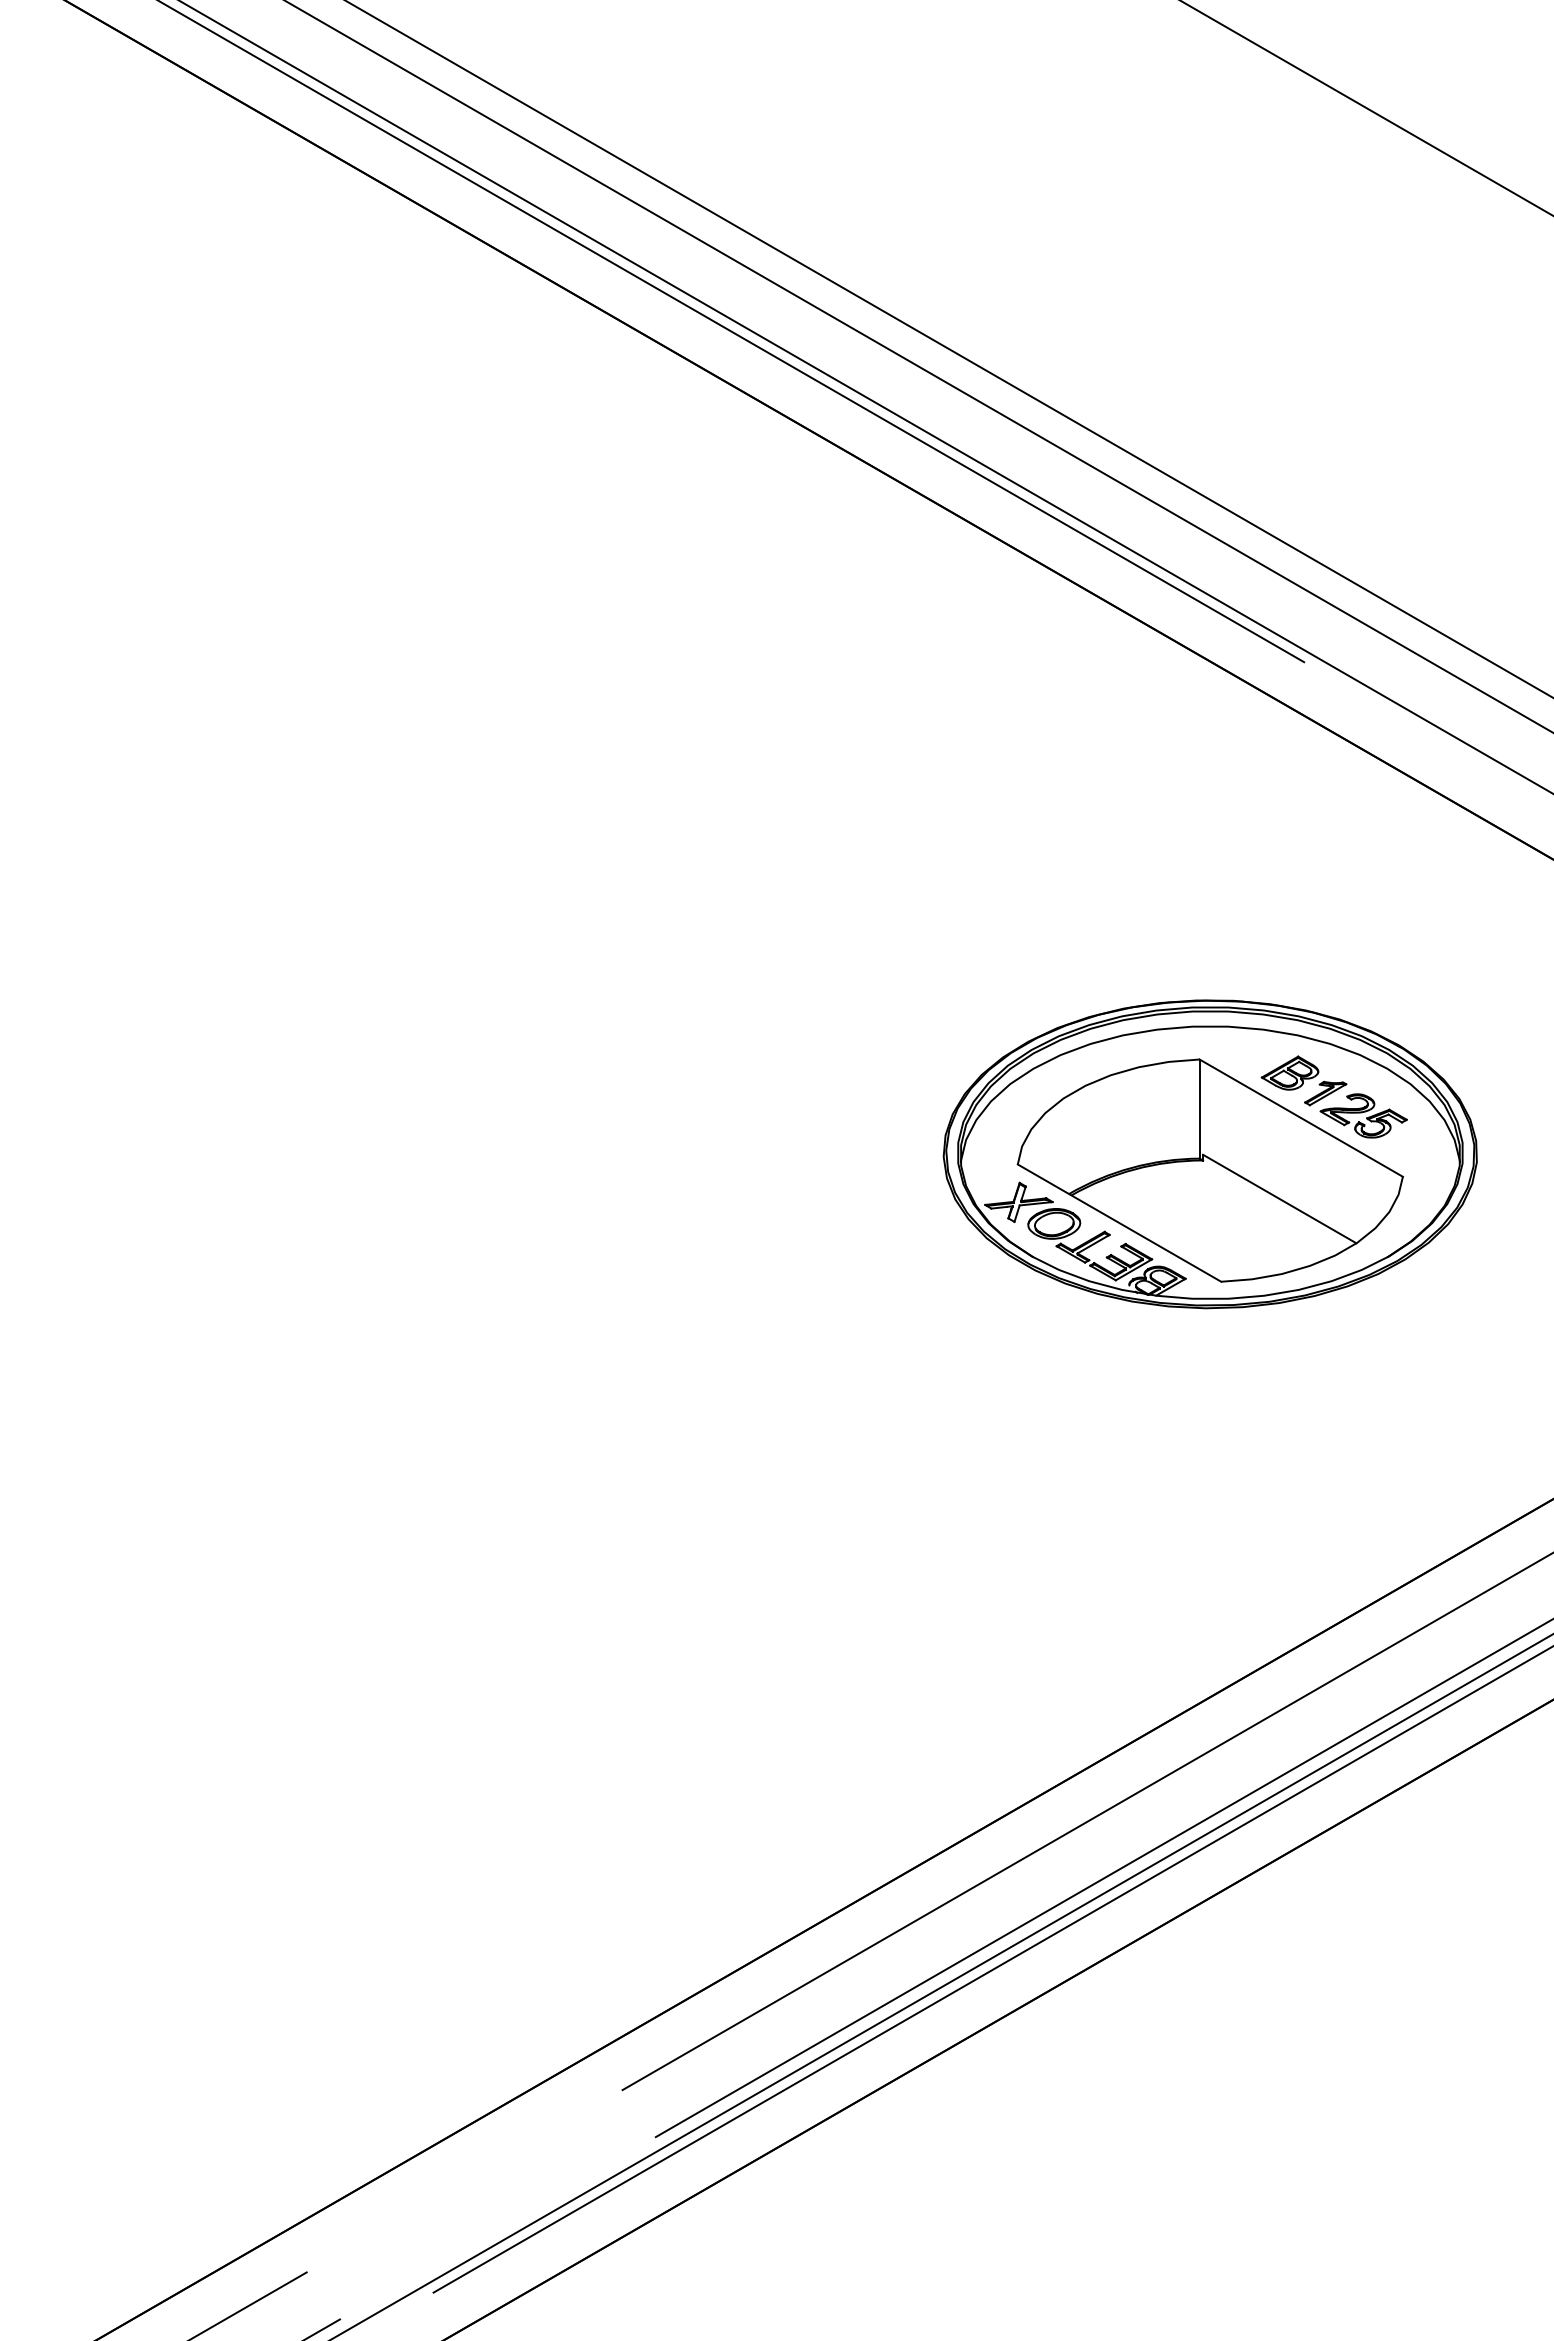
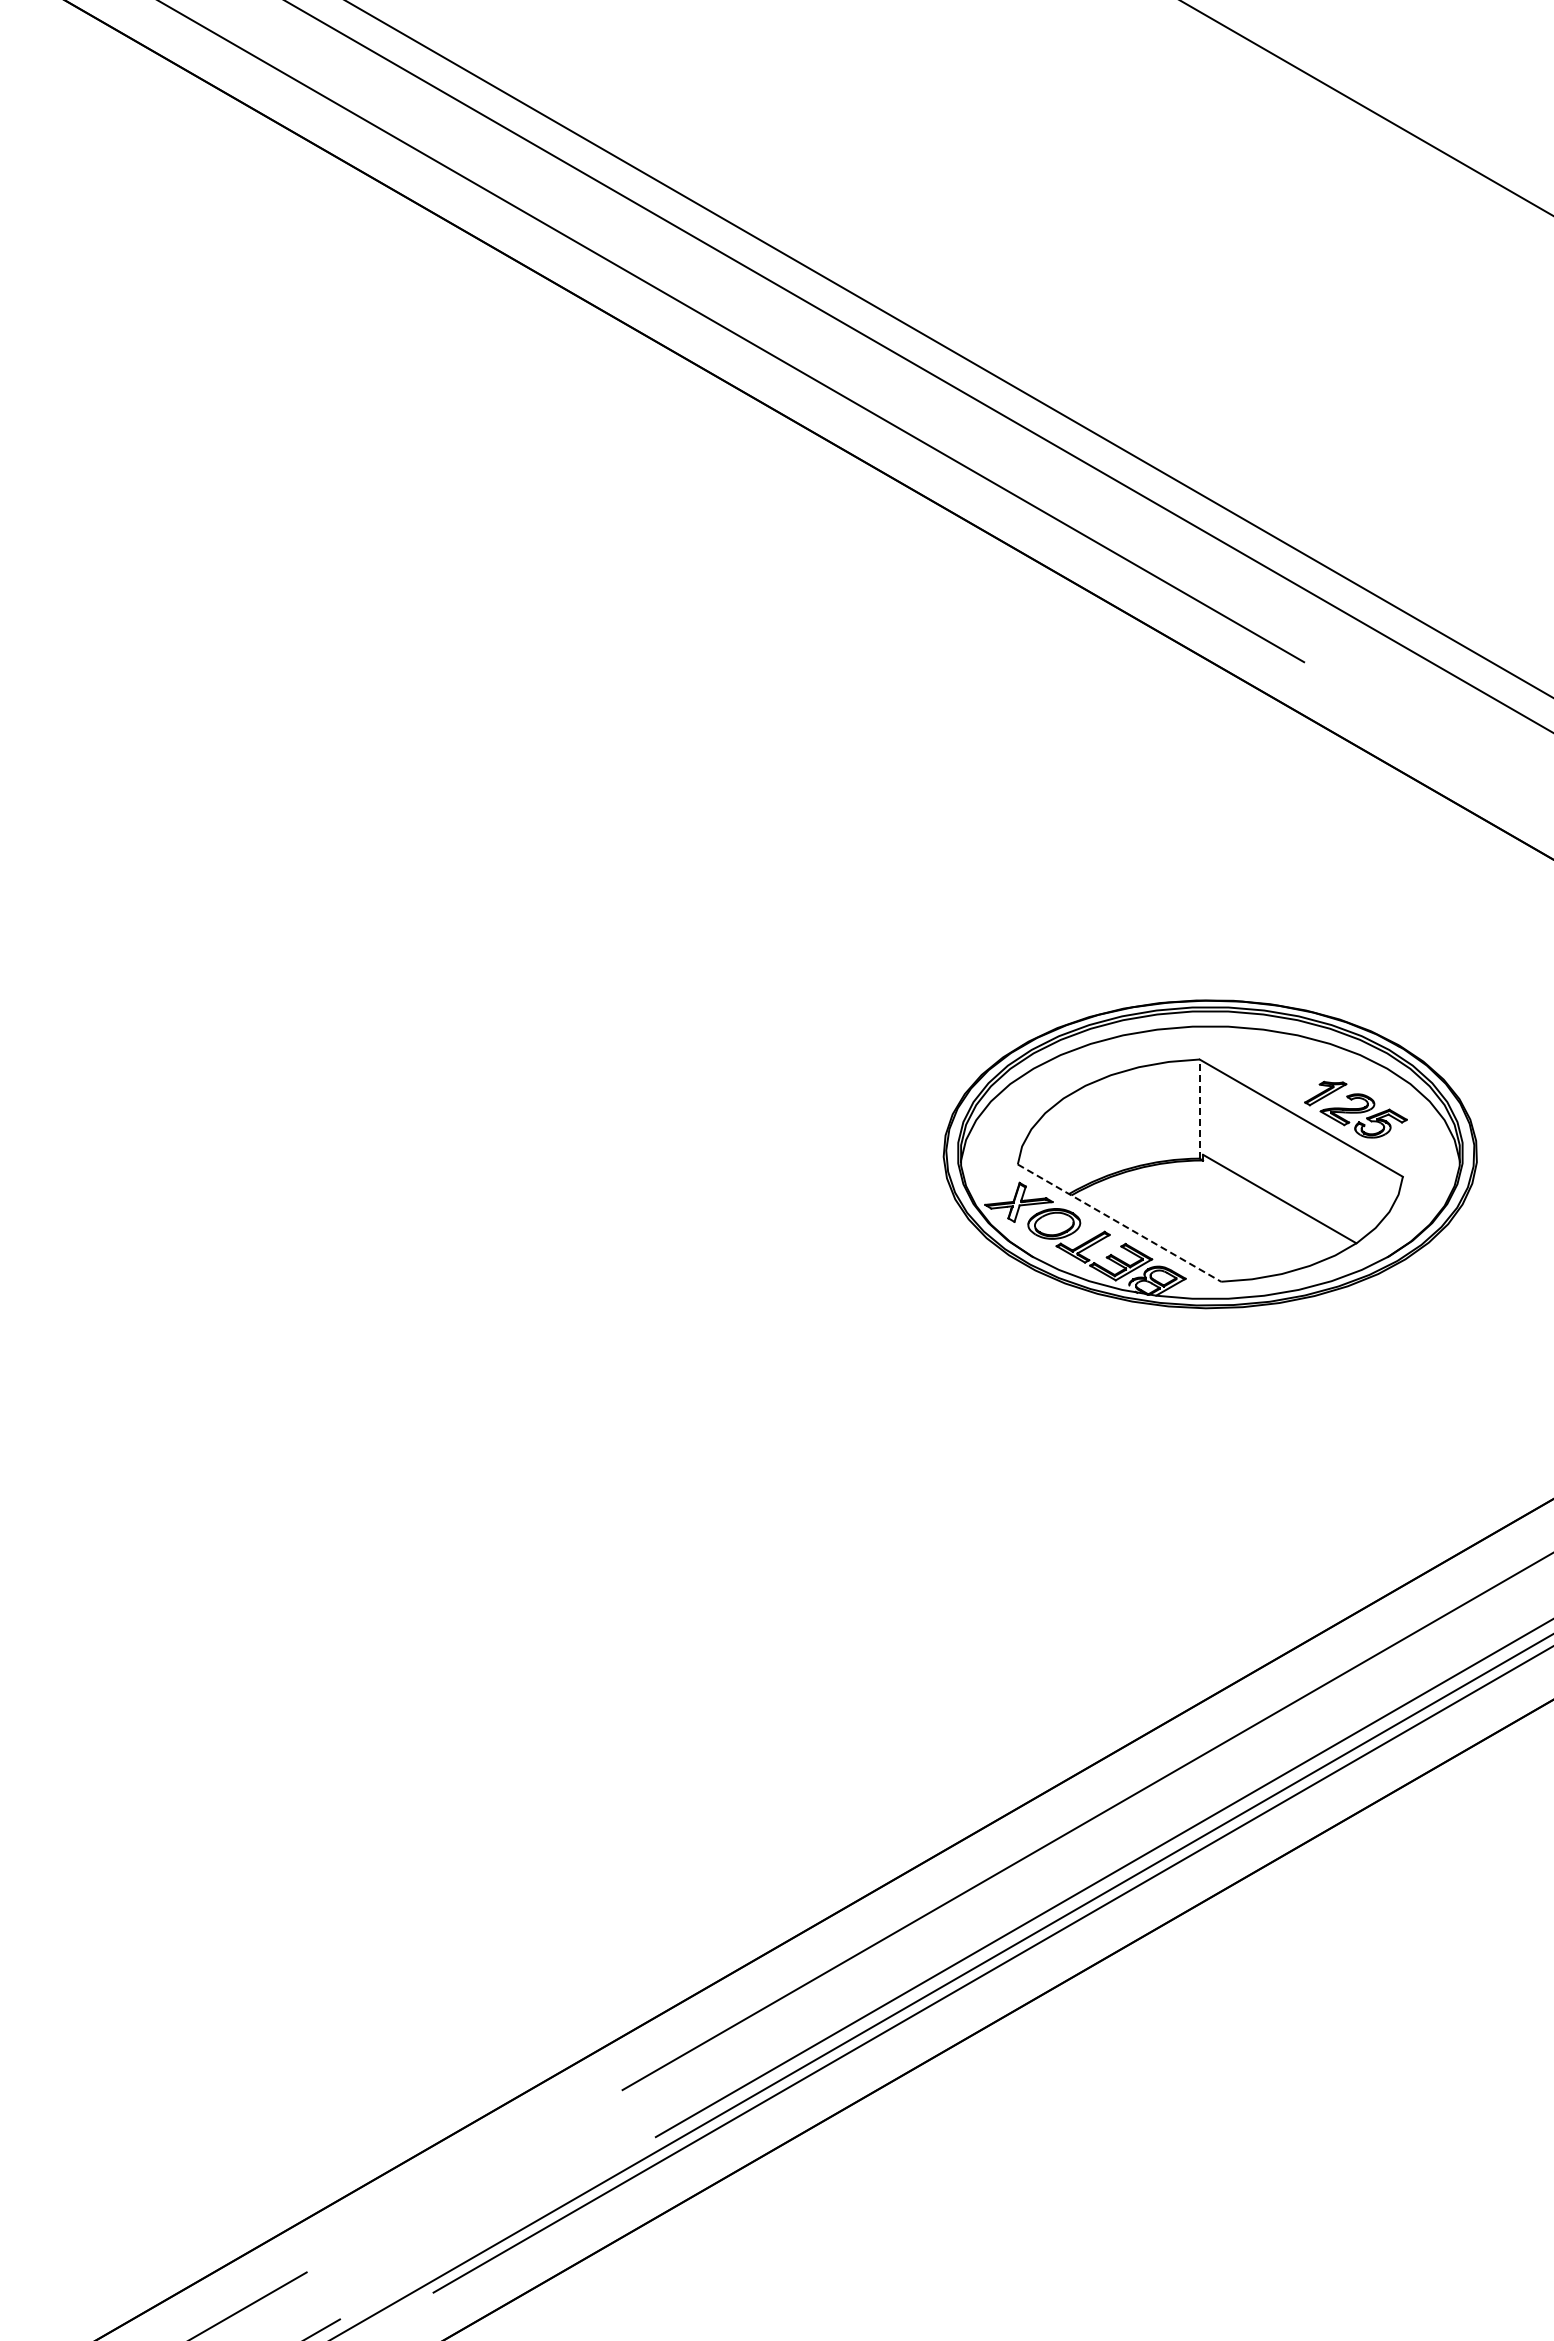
line: present -> none (865, 397)
part: present -> none (1289, 1072)
line: solid -> dashed (1199, 1109)
line: solid -> dashed (1119, 1223)
